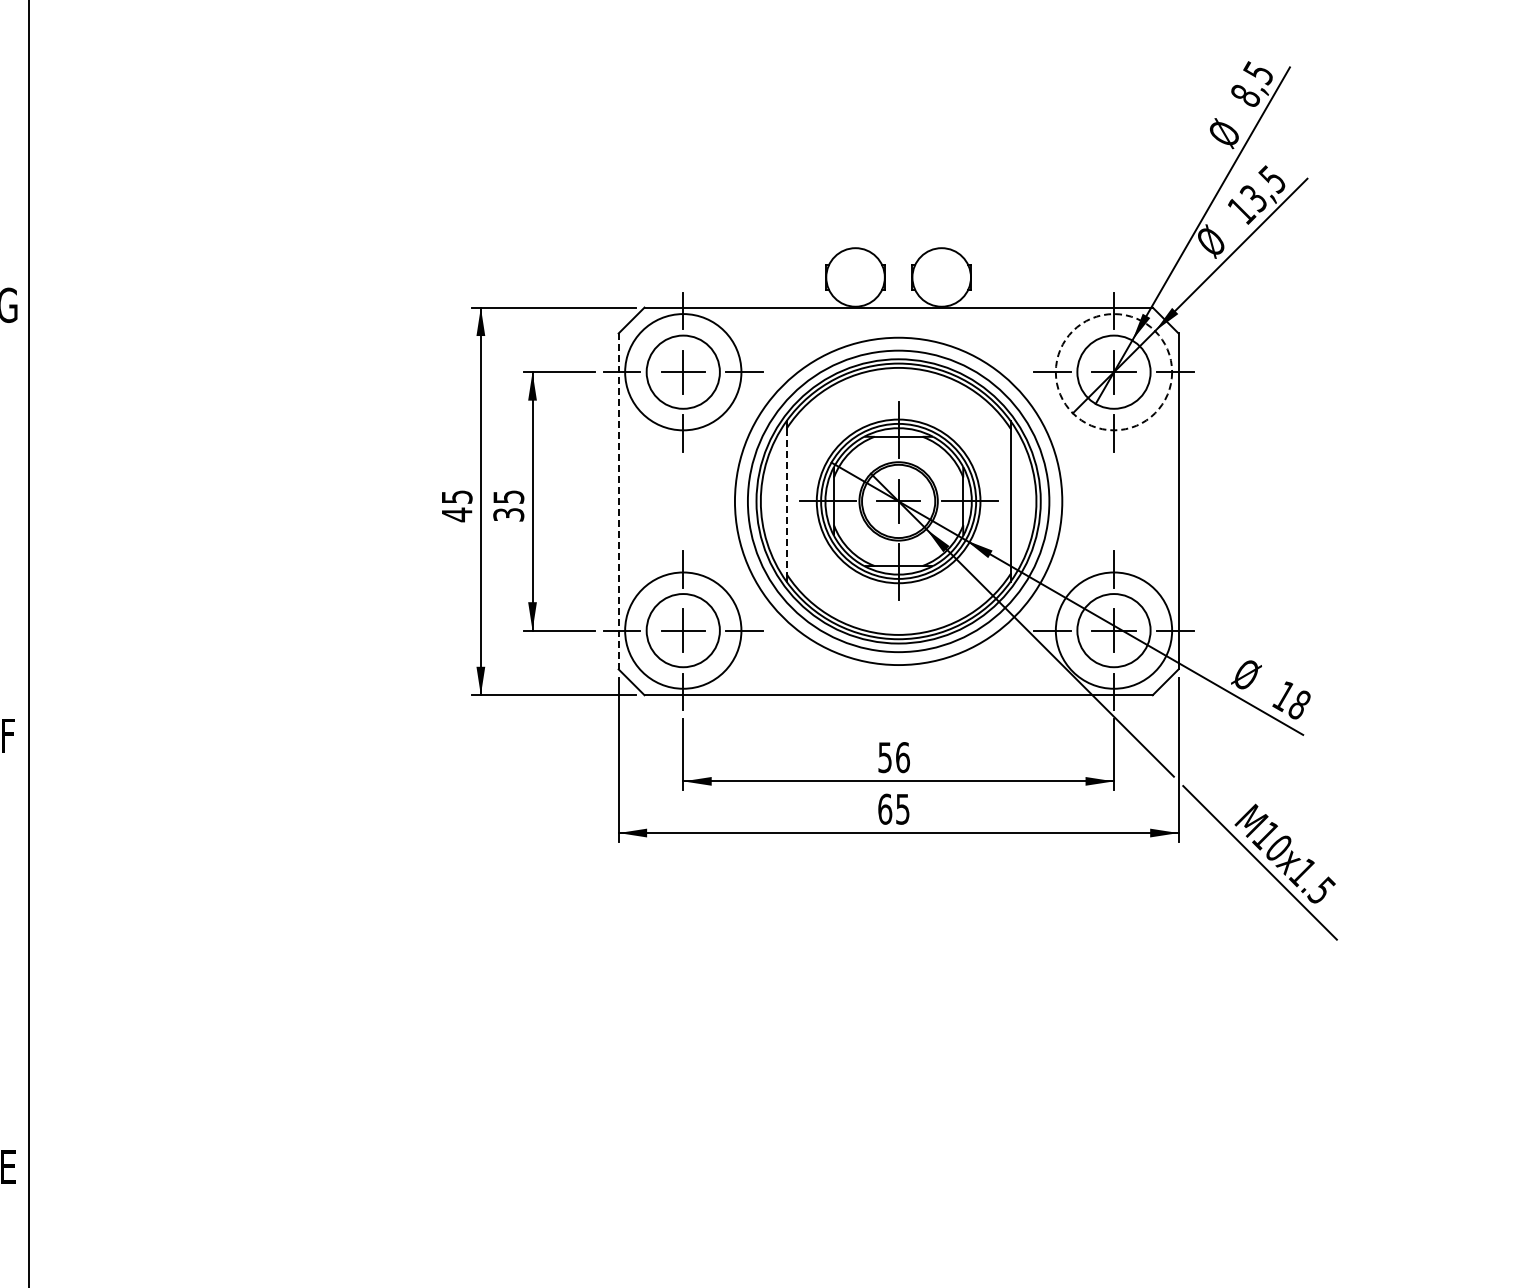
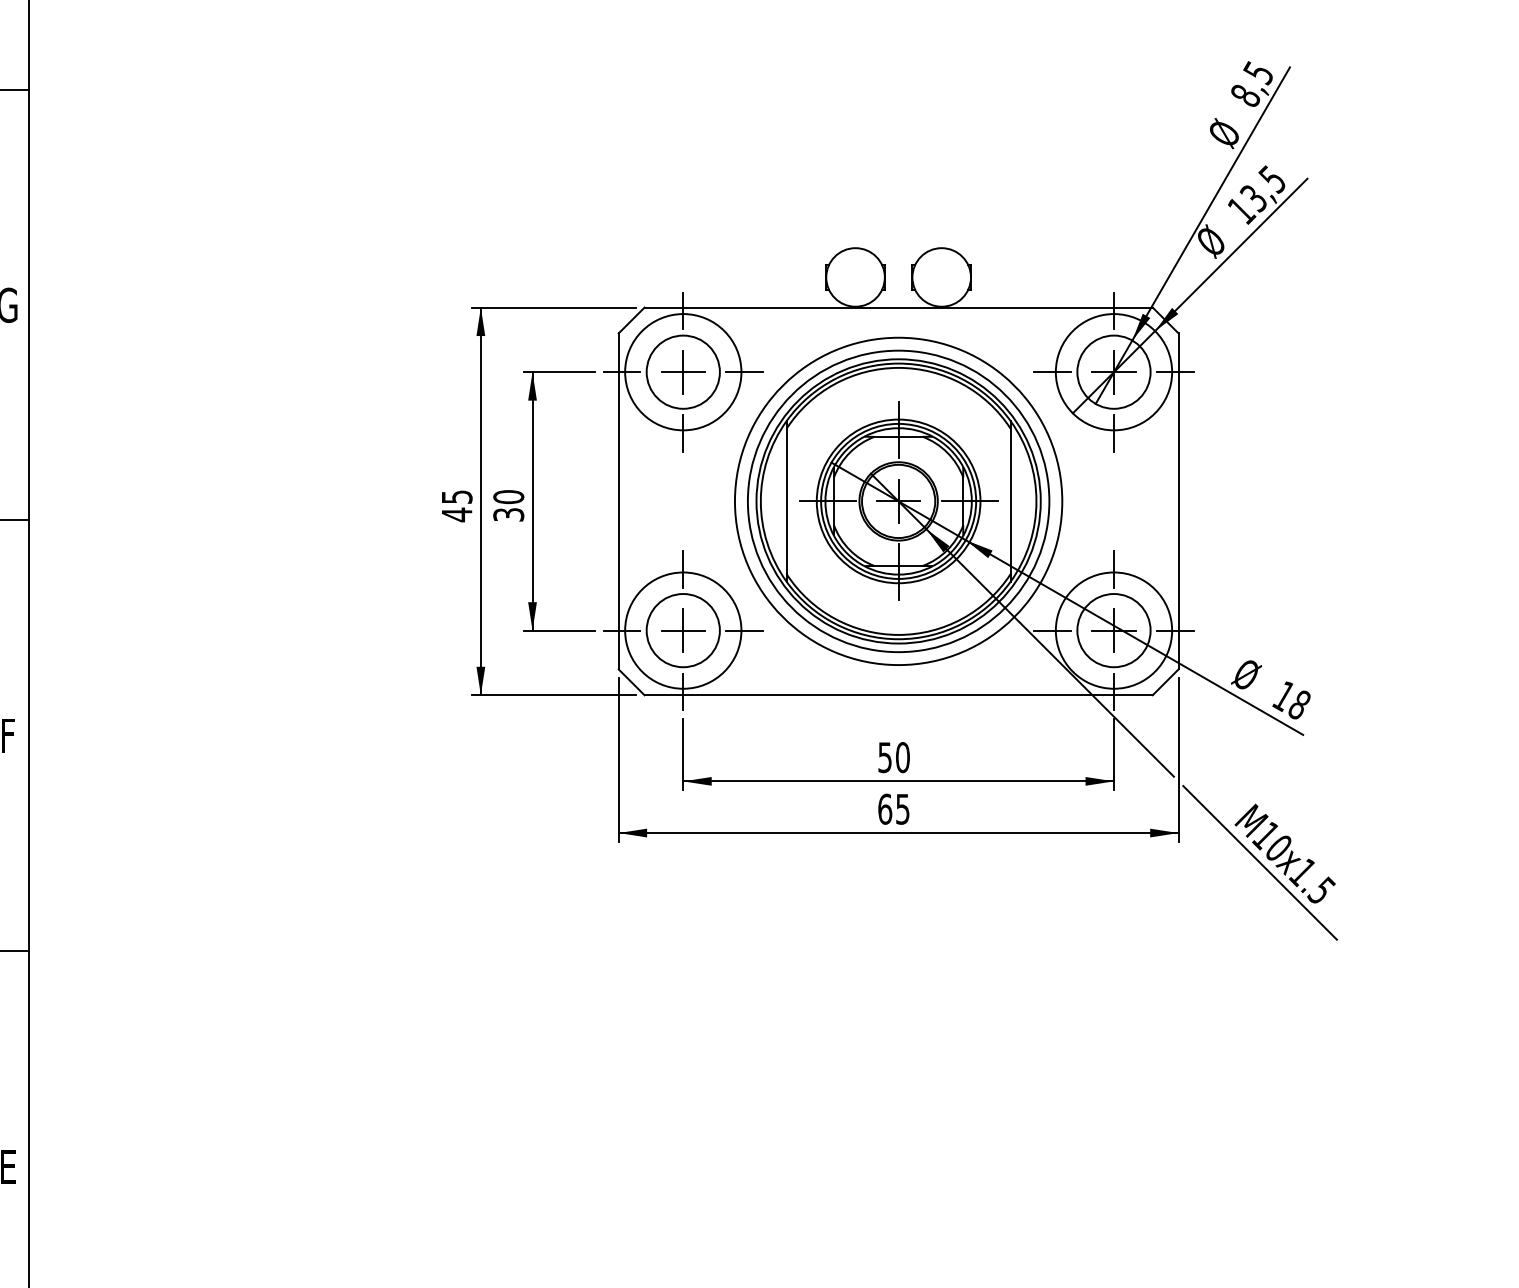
line: none -> present (15, 89)
circle: dashed -> solid (1113, 372)
text: 35 -> 30 (508, 497)
line: dashed -> solid (618, 501)
line: dashed -> solid (786, 501)
line: none -> present (15, 520)
text: 56 -> 50 (902, 757)
line: none -> present (15, 951)
